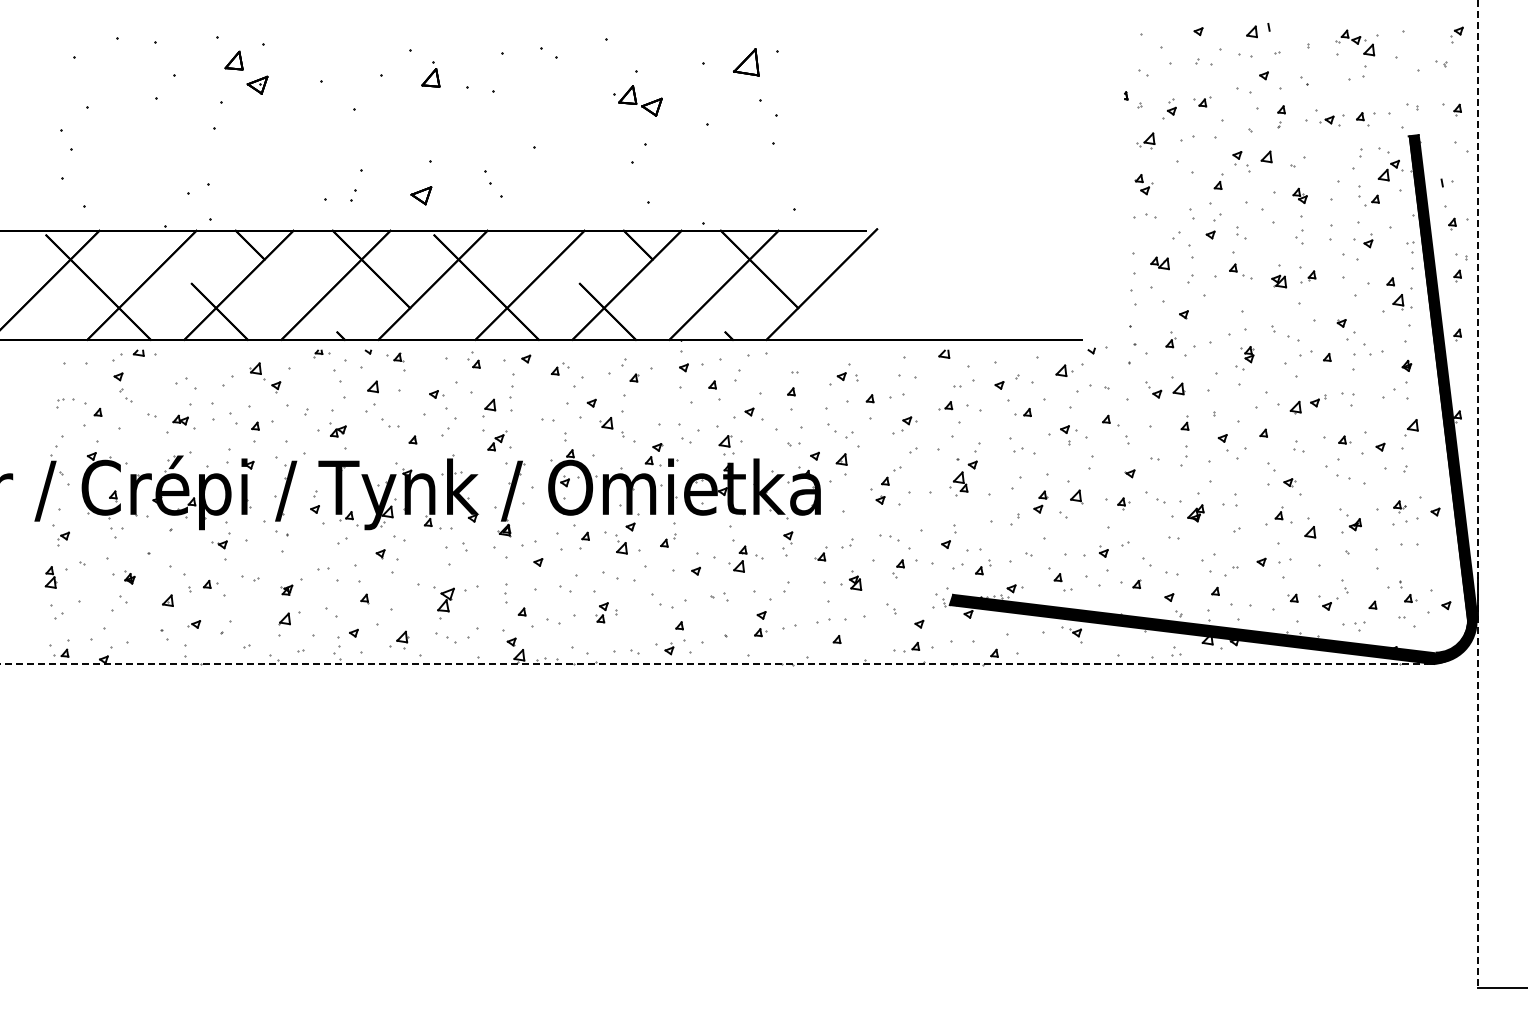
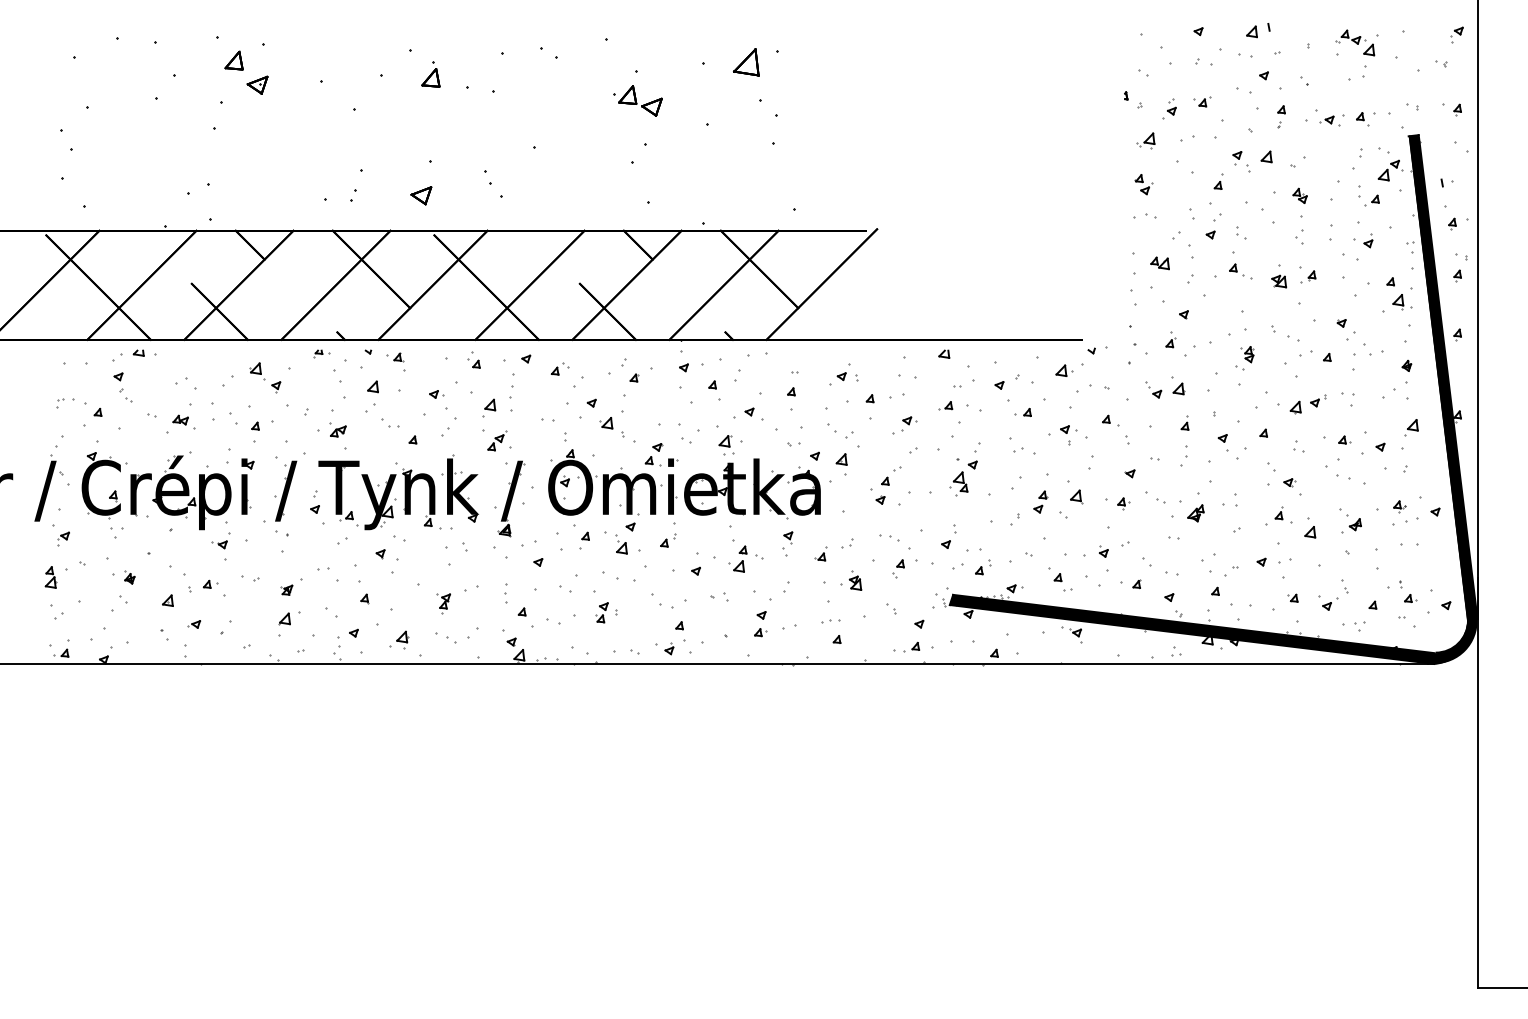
line: dashed -> solid (1477, 494)
part size: 22x34 px -> 15x22 px (443, 603)
part size: 31x6 px -> 20x5 px (830, 621)
line: dashed -> solid (714, 664)
